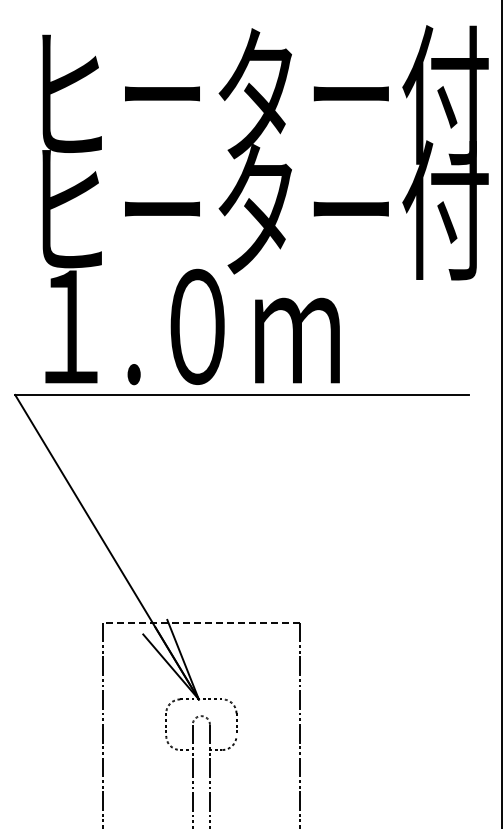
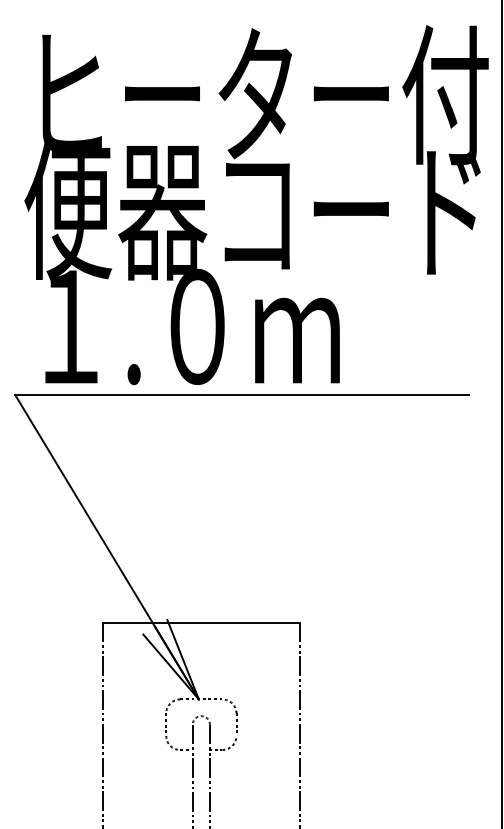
text: ヒーター付 -> 便器コード (256, 210)
line: dashed -> solid (200, 622)
